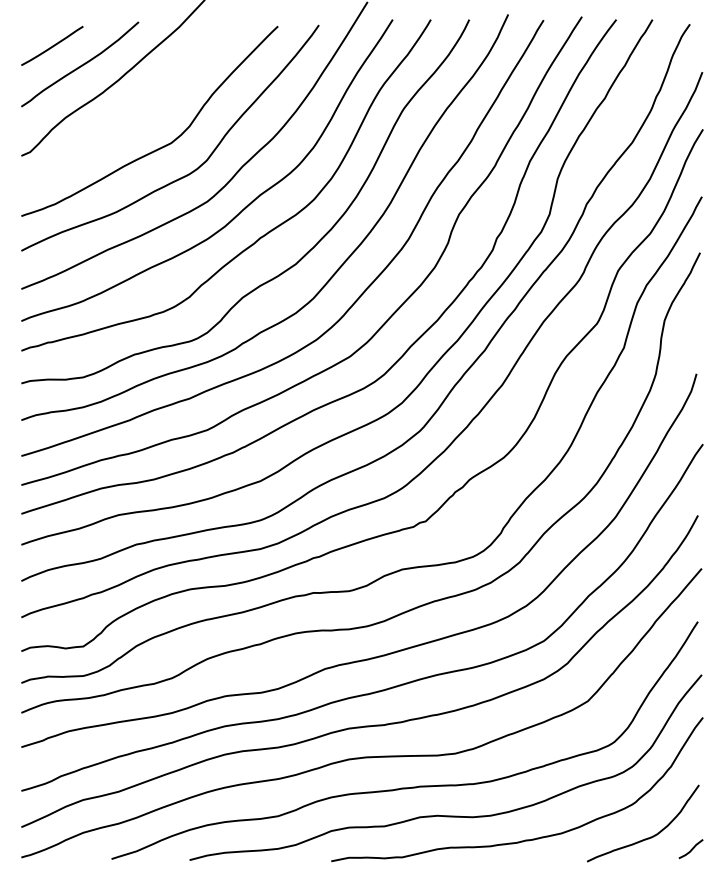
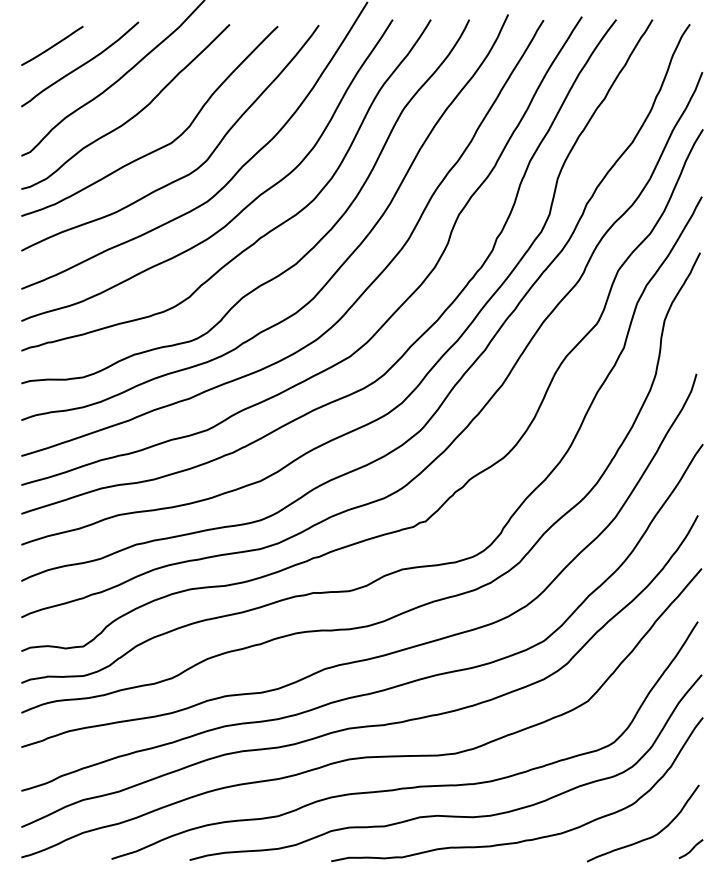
curve: none -> present (133, 115)
